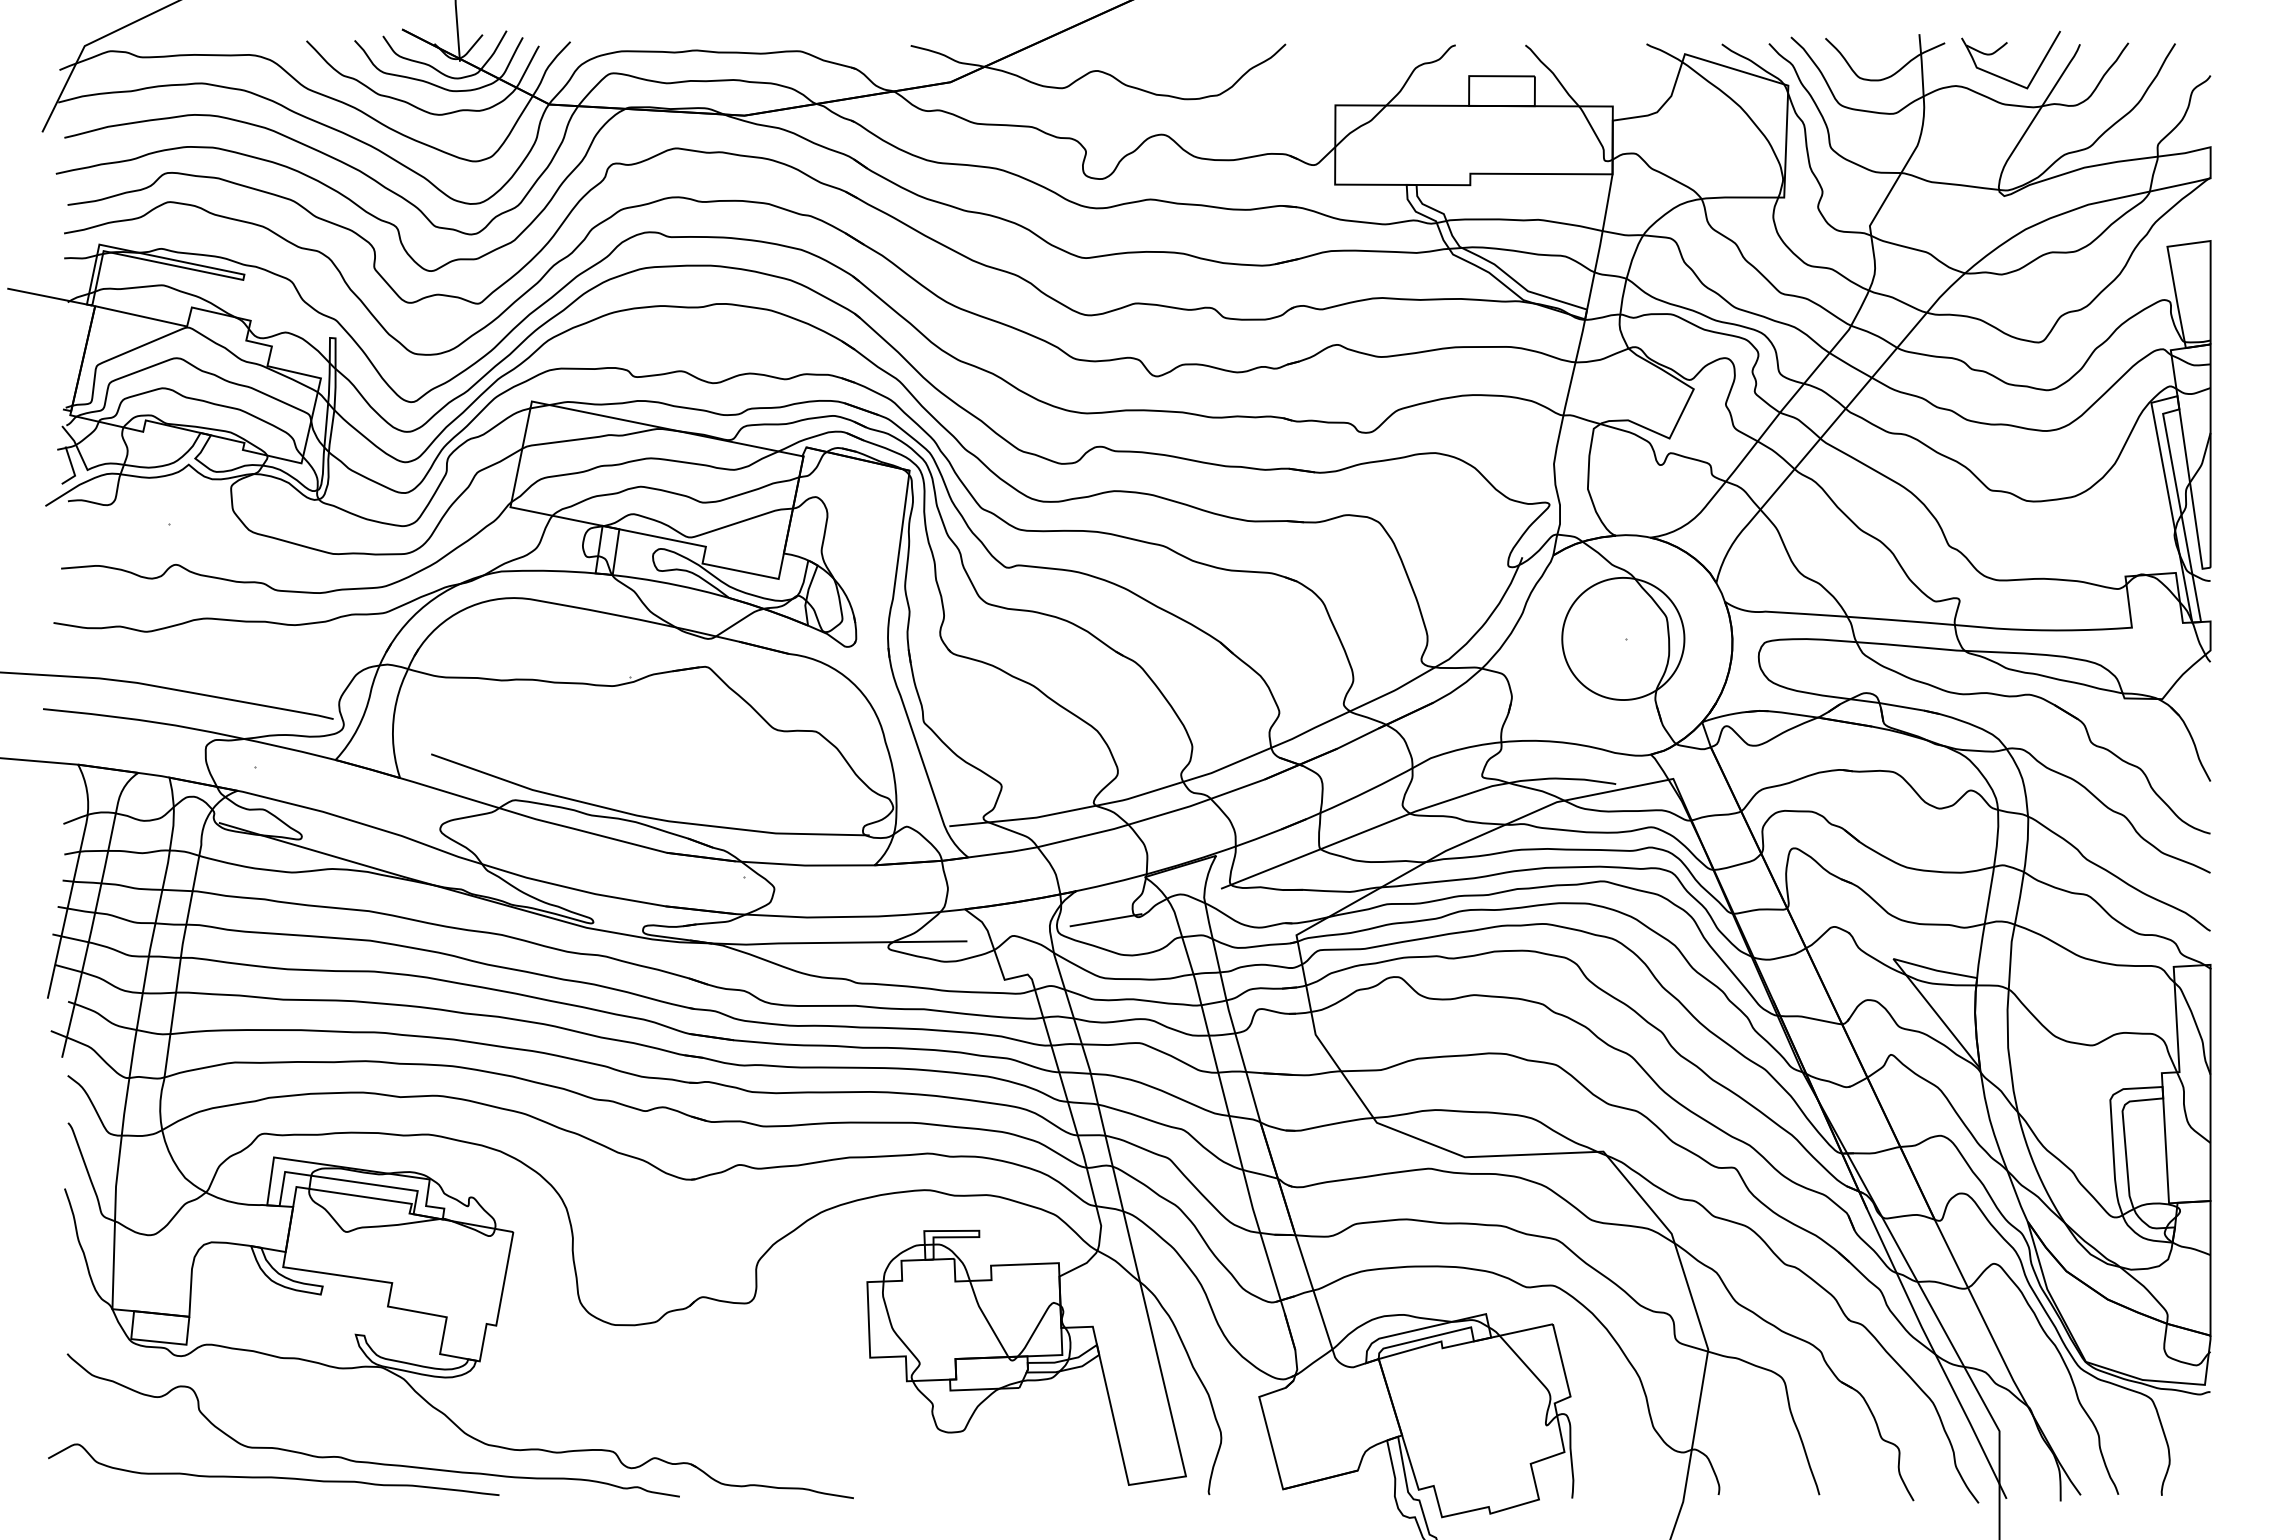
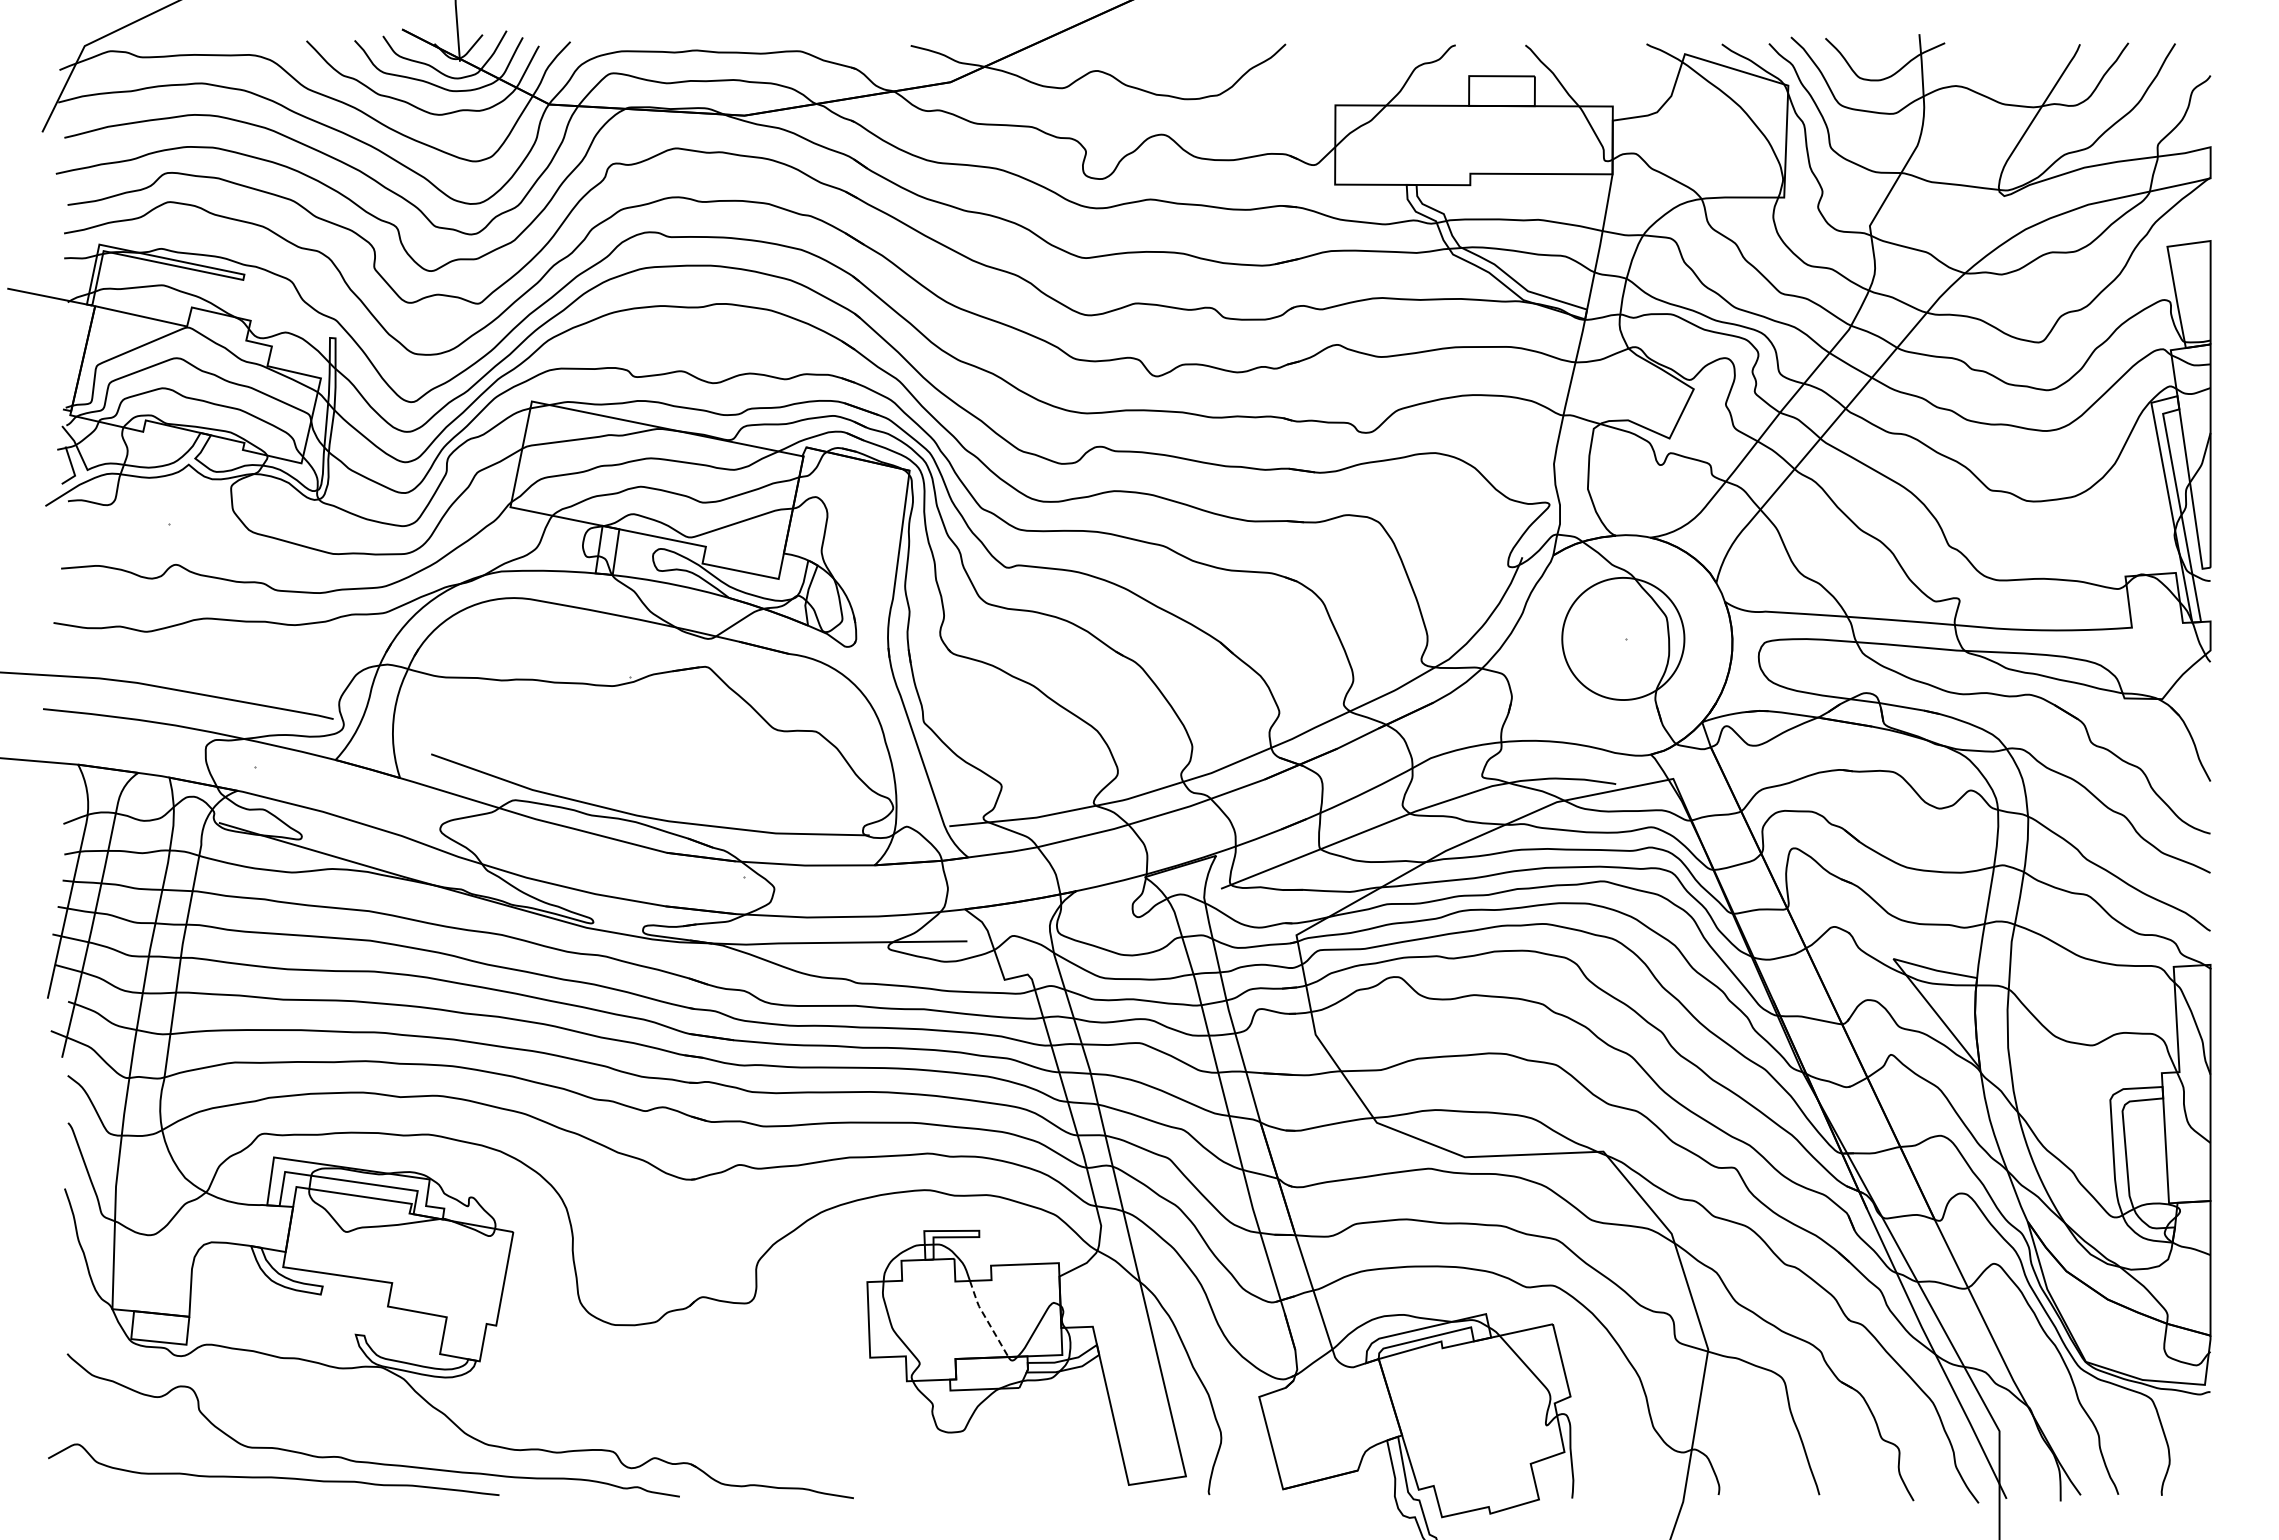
part: present -> none (2000, 49)
line: present -> none (1105, 920)
line: solid -> dashed (986, 1319)
